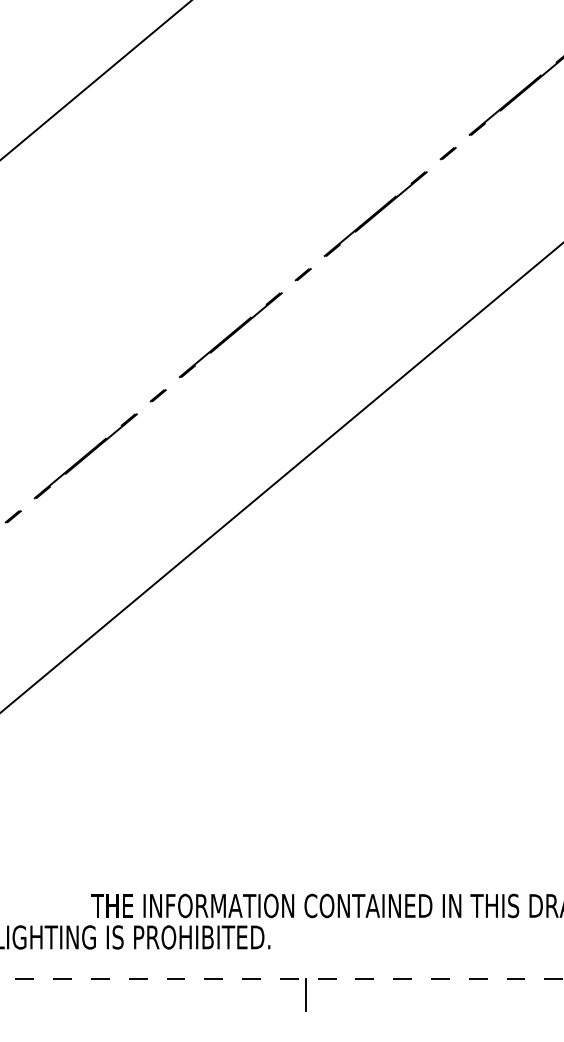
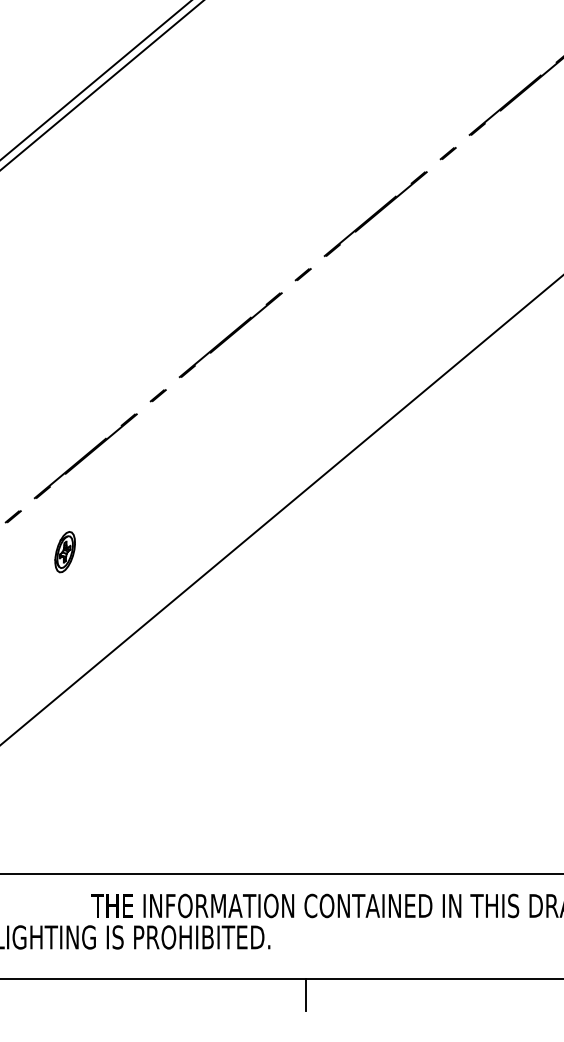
line: none -> present (101, 85)
line position: (281, 478) -> (281, 510) (281, 510)
part: none -> present (64, 552)
line: none -> present (281, 873)
line: dashed -> solid (281, 978)
